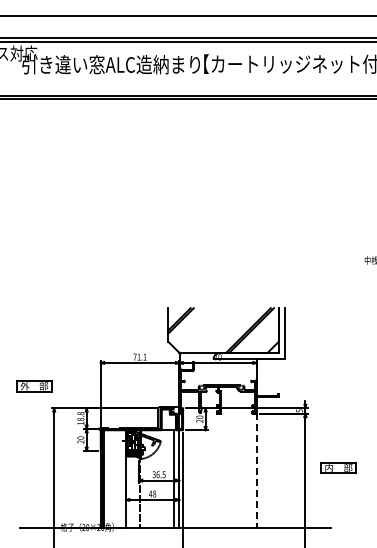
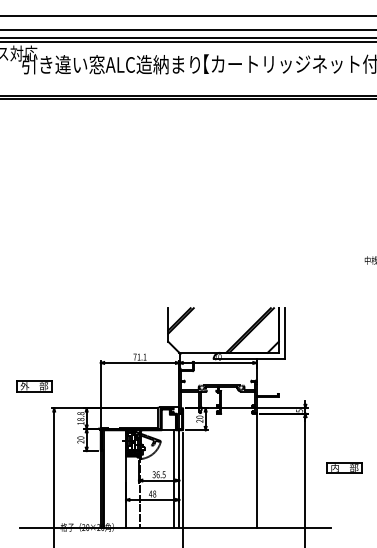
line: none -> present (187, 29)
part position: (338, 467) -> (344, 467) (344, 467)
line: dashed -> solid (256, 470)
